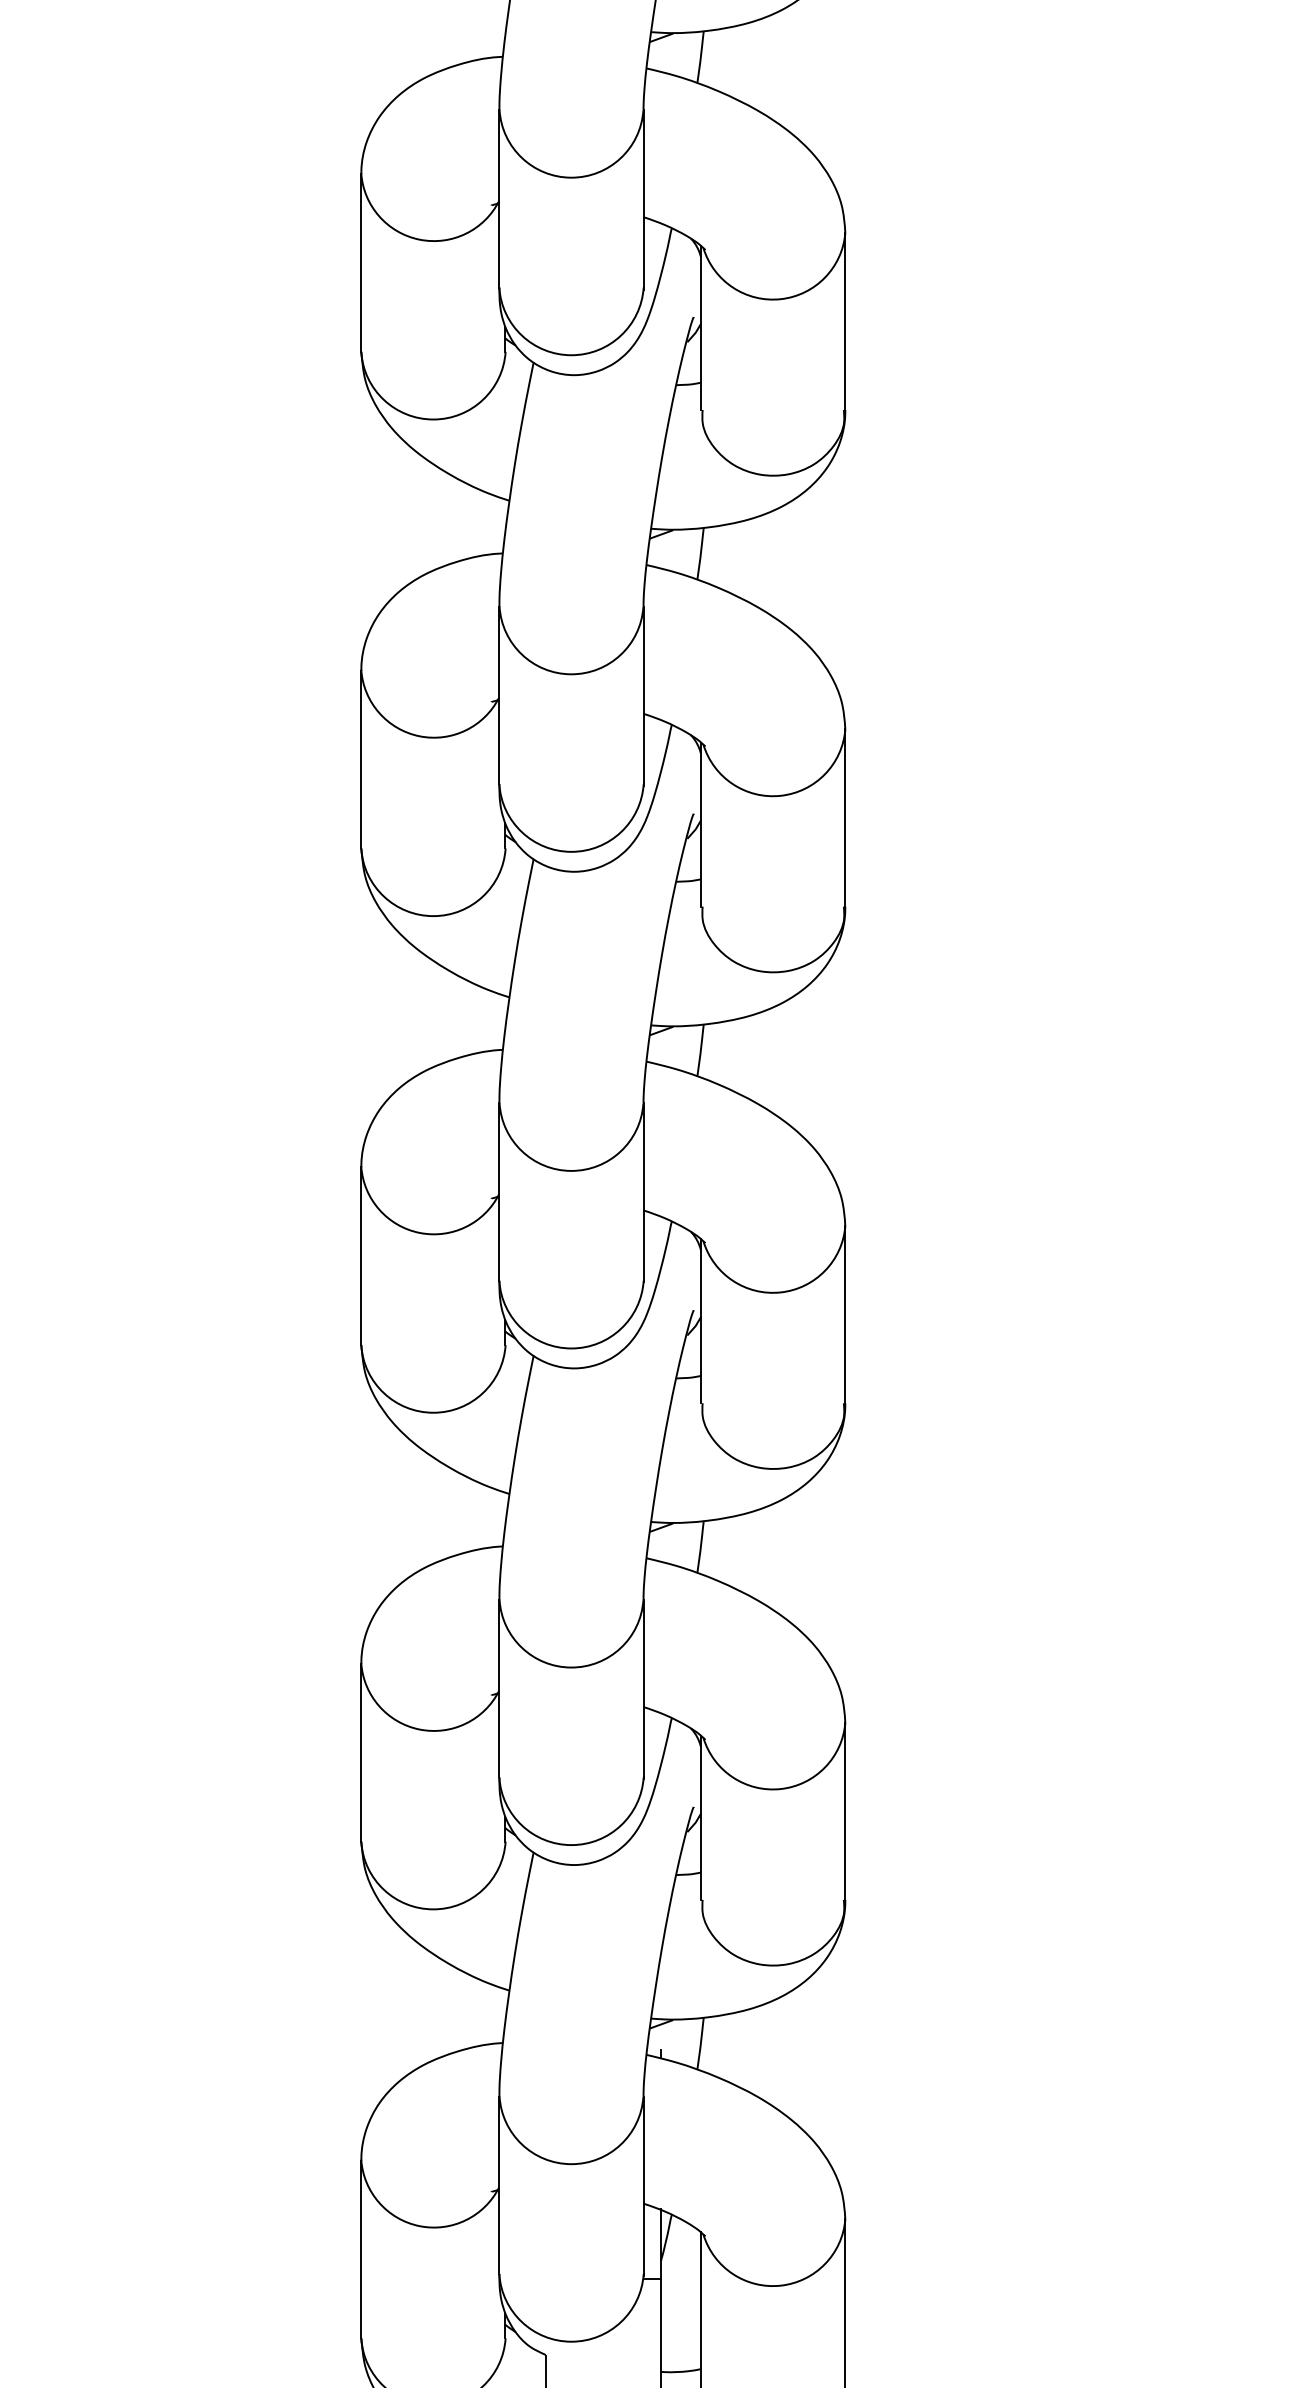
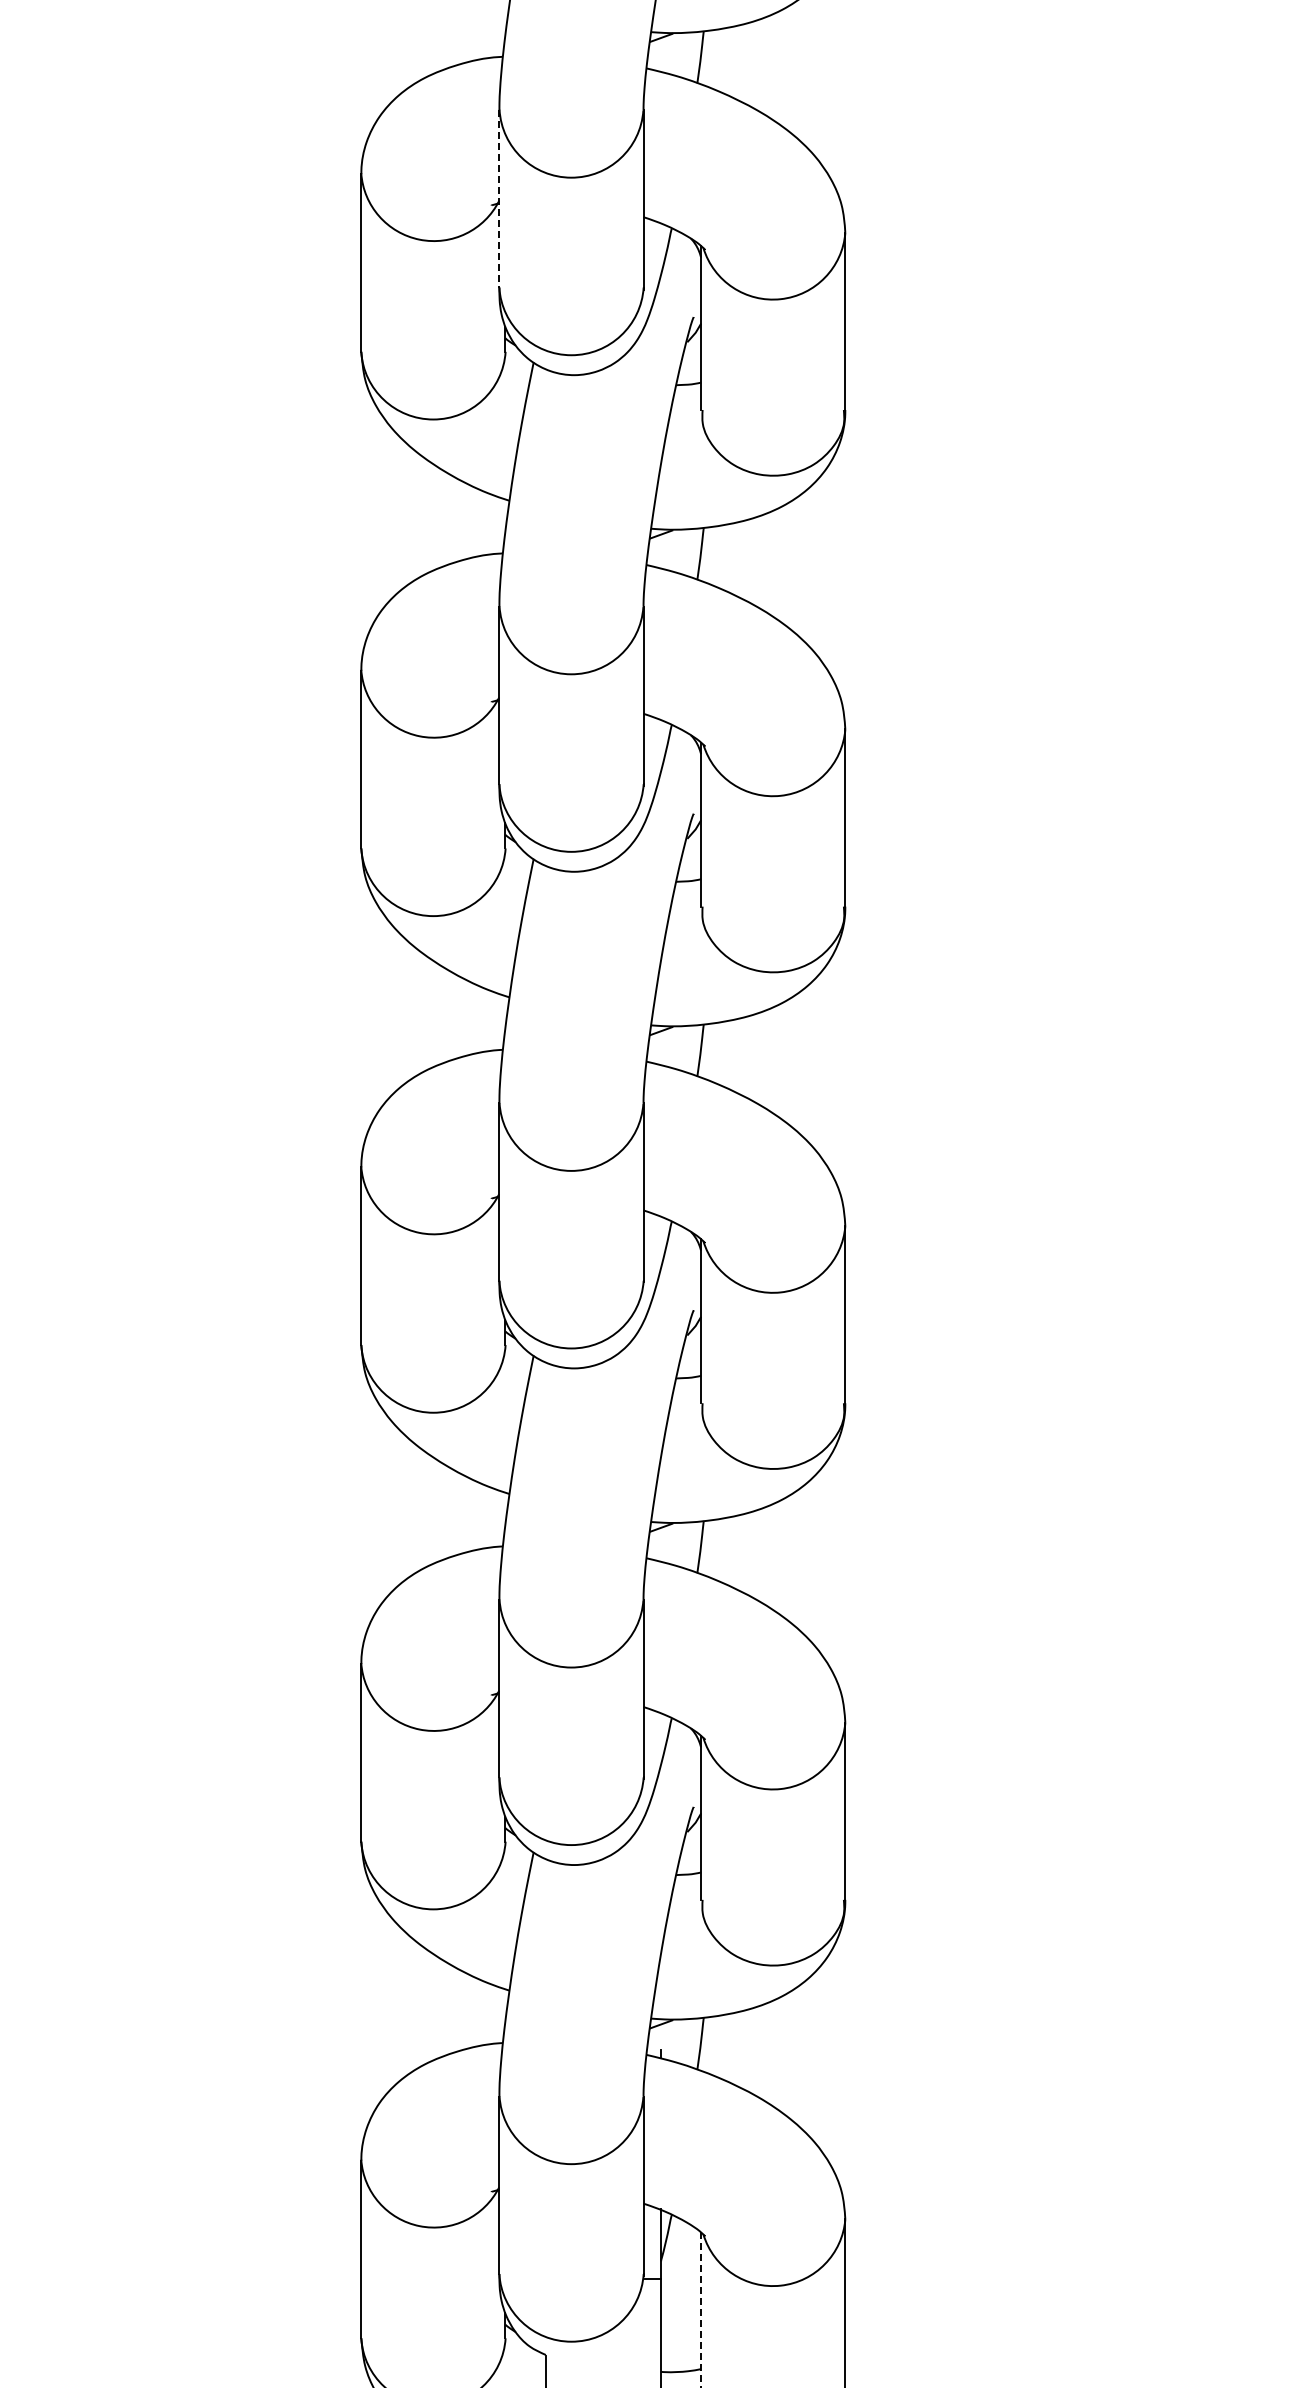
line: solid -> dashed (499, 198)
line: solid -> dashed (701, 2310)
